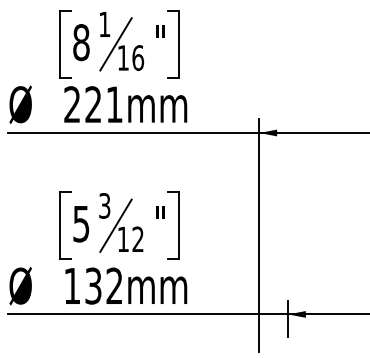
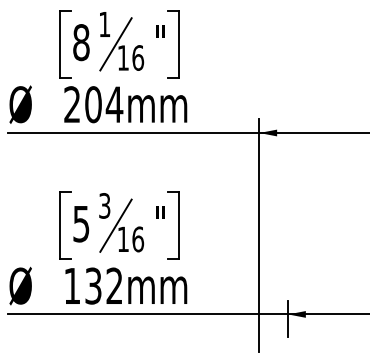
text: 221mm -> 204mm (104, 104)
text: 12 -> 16 (138, 239)
